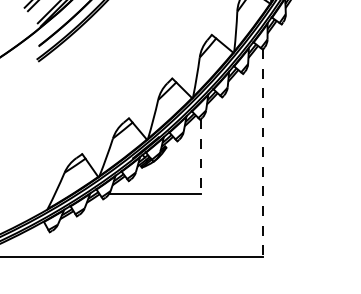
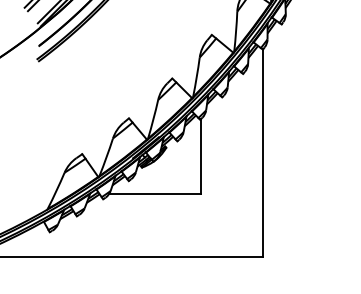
line: dashed -> solid (263, 152)
line: dashed -> solid (200, 157)
